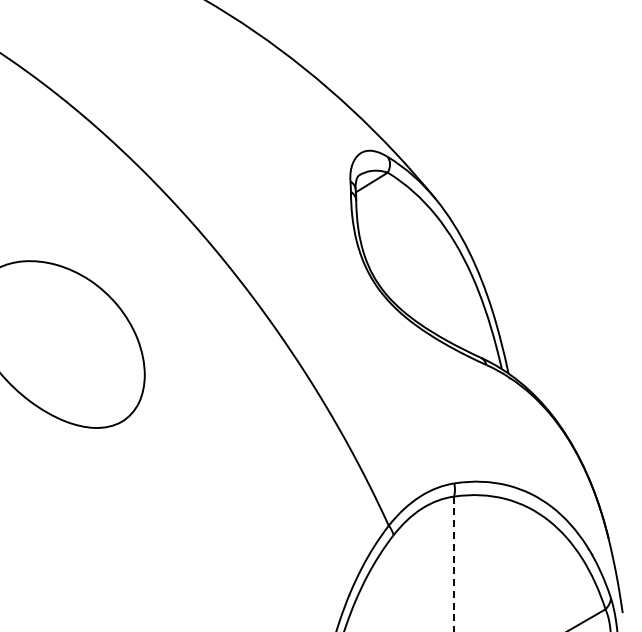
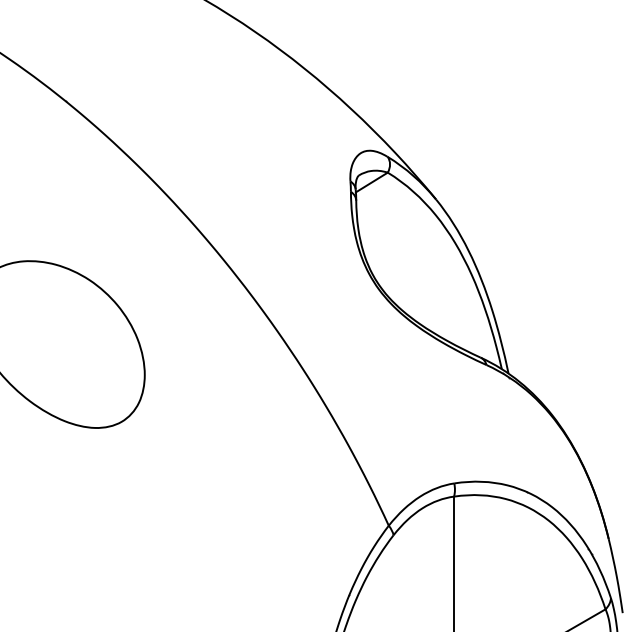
line: dashed -> solid (454, 564)
